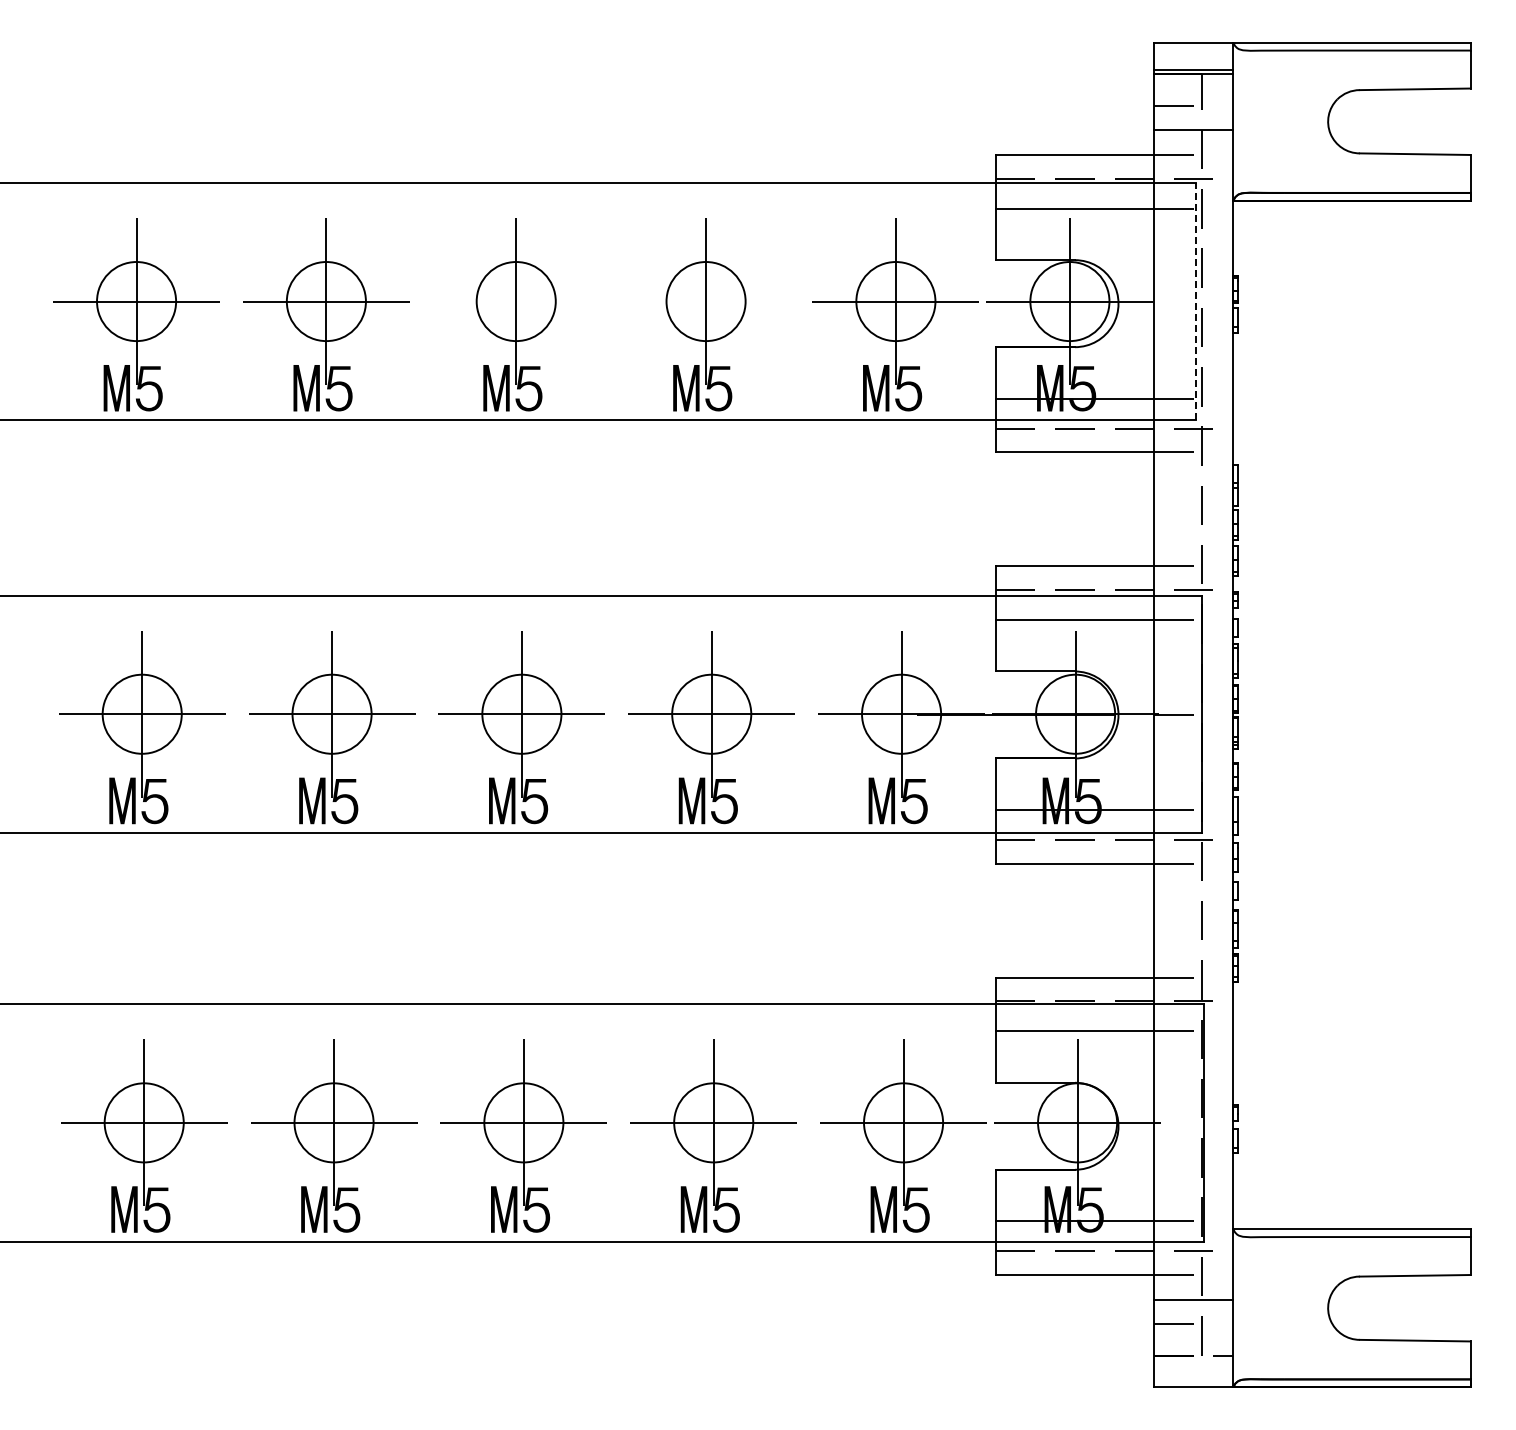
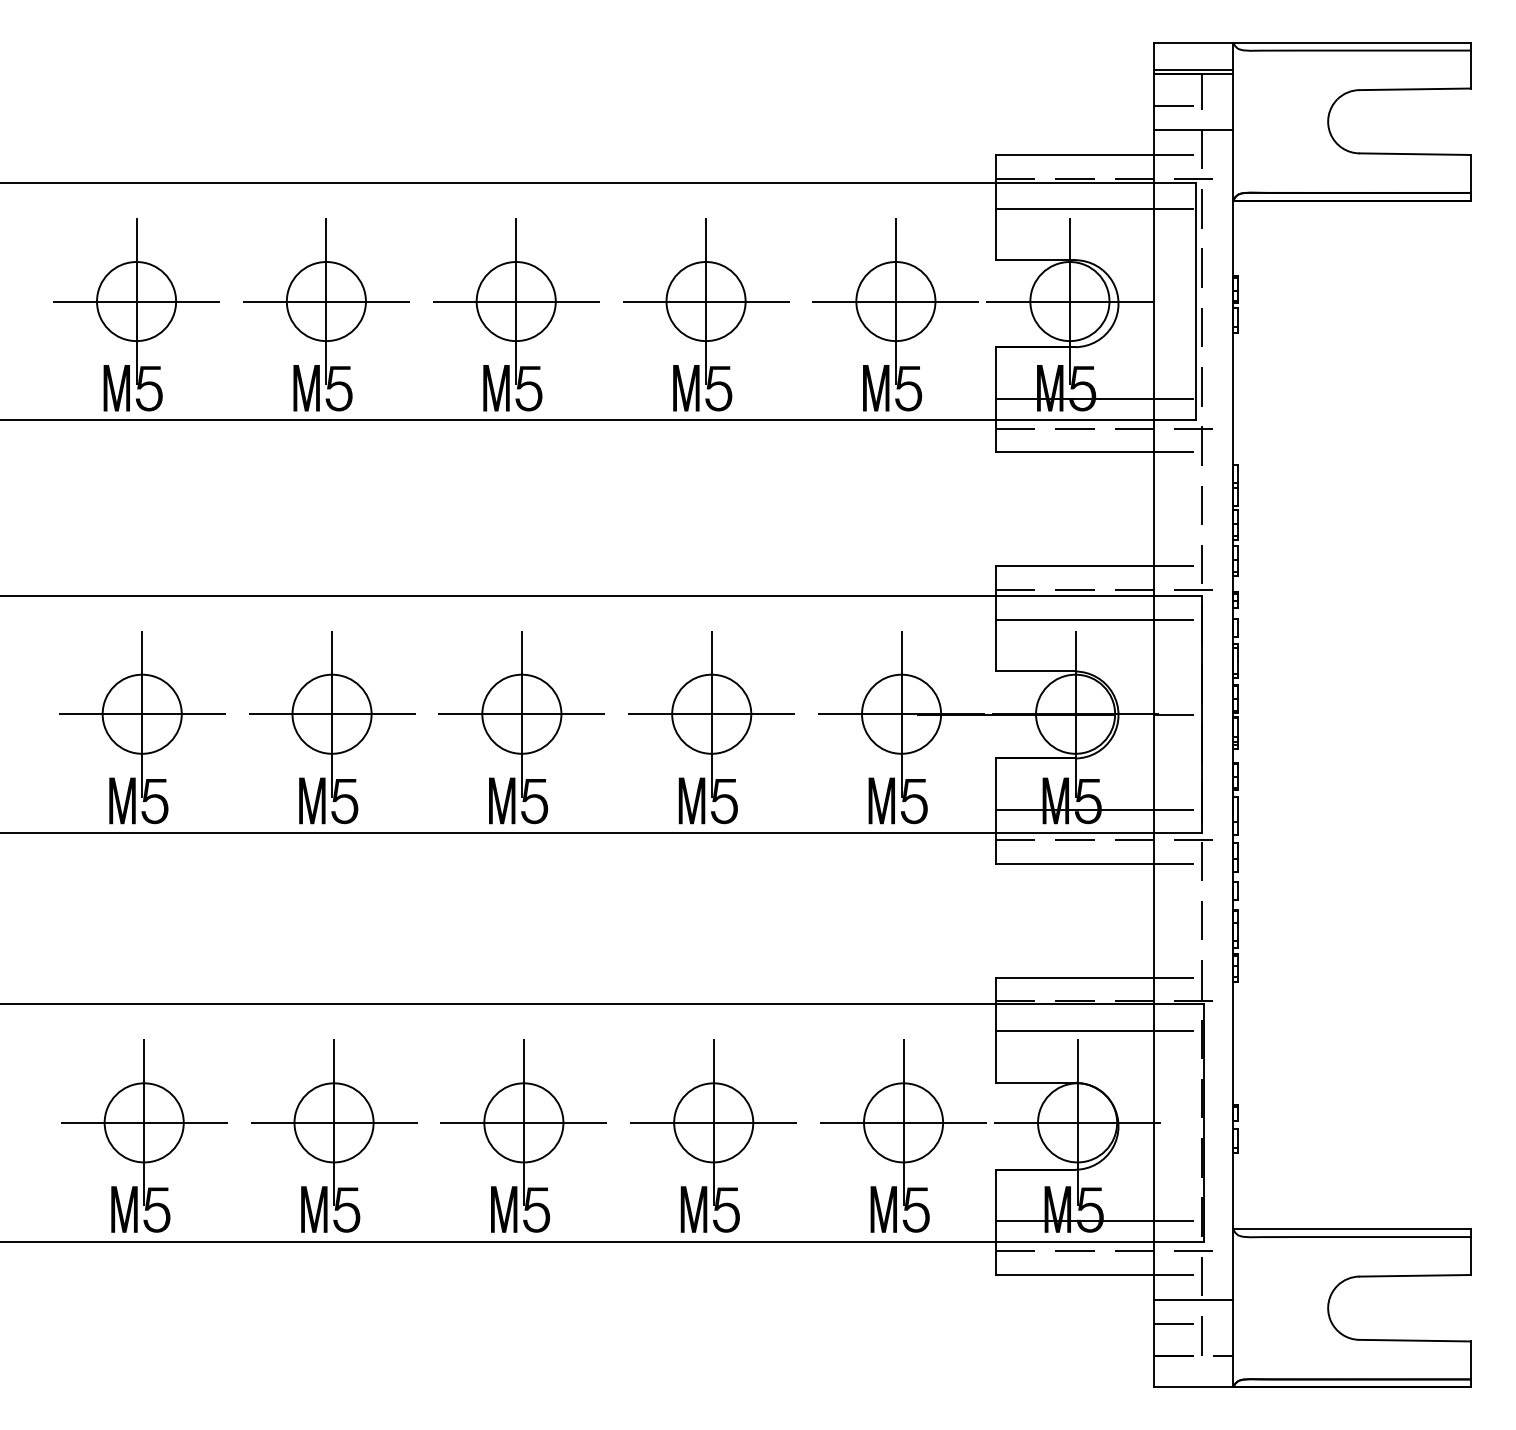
line: none -> present (515, 301)
line: none -> present (705, 301)
line: dashed -> solid (1196, 301)
